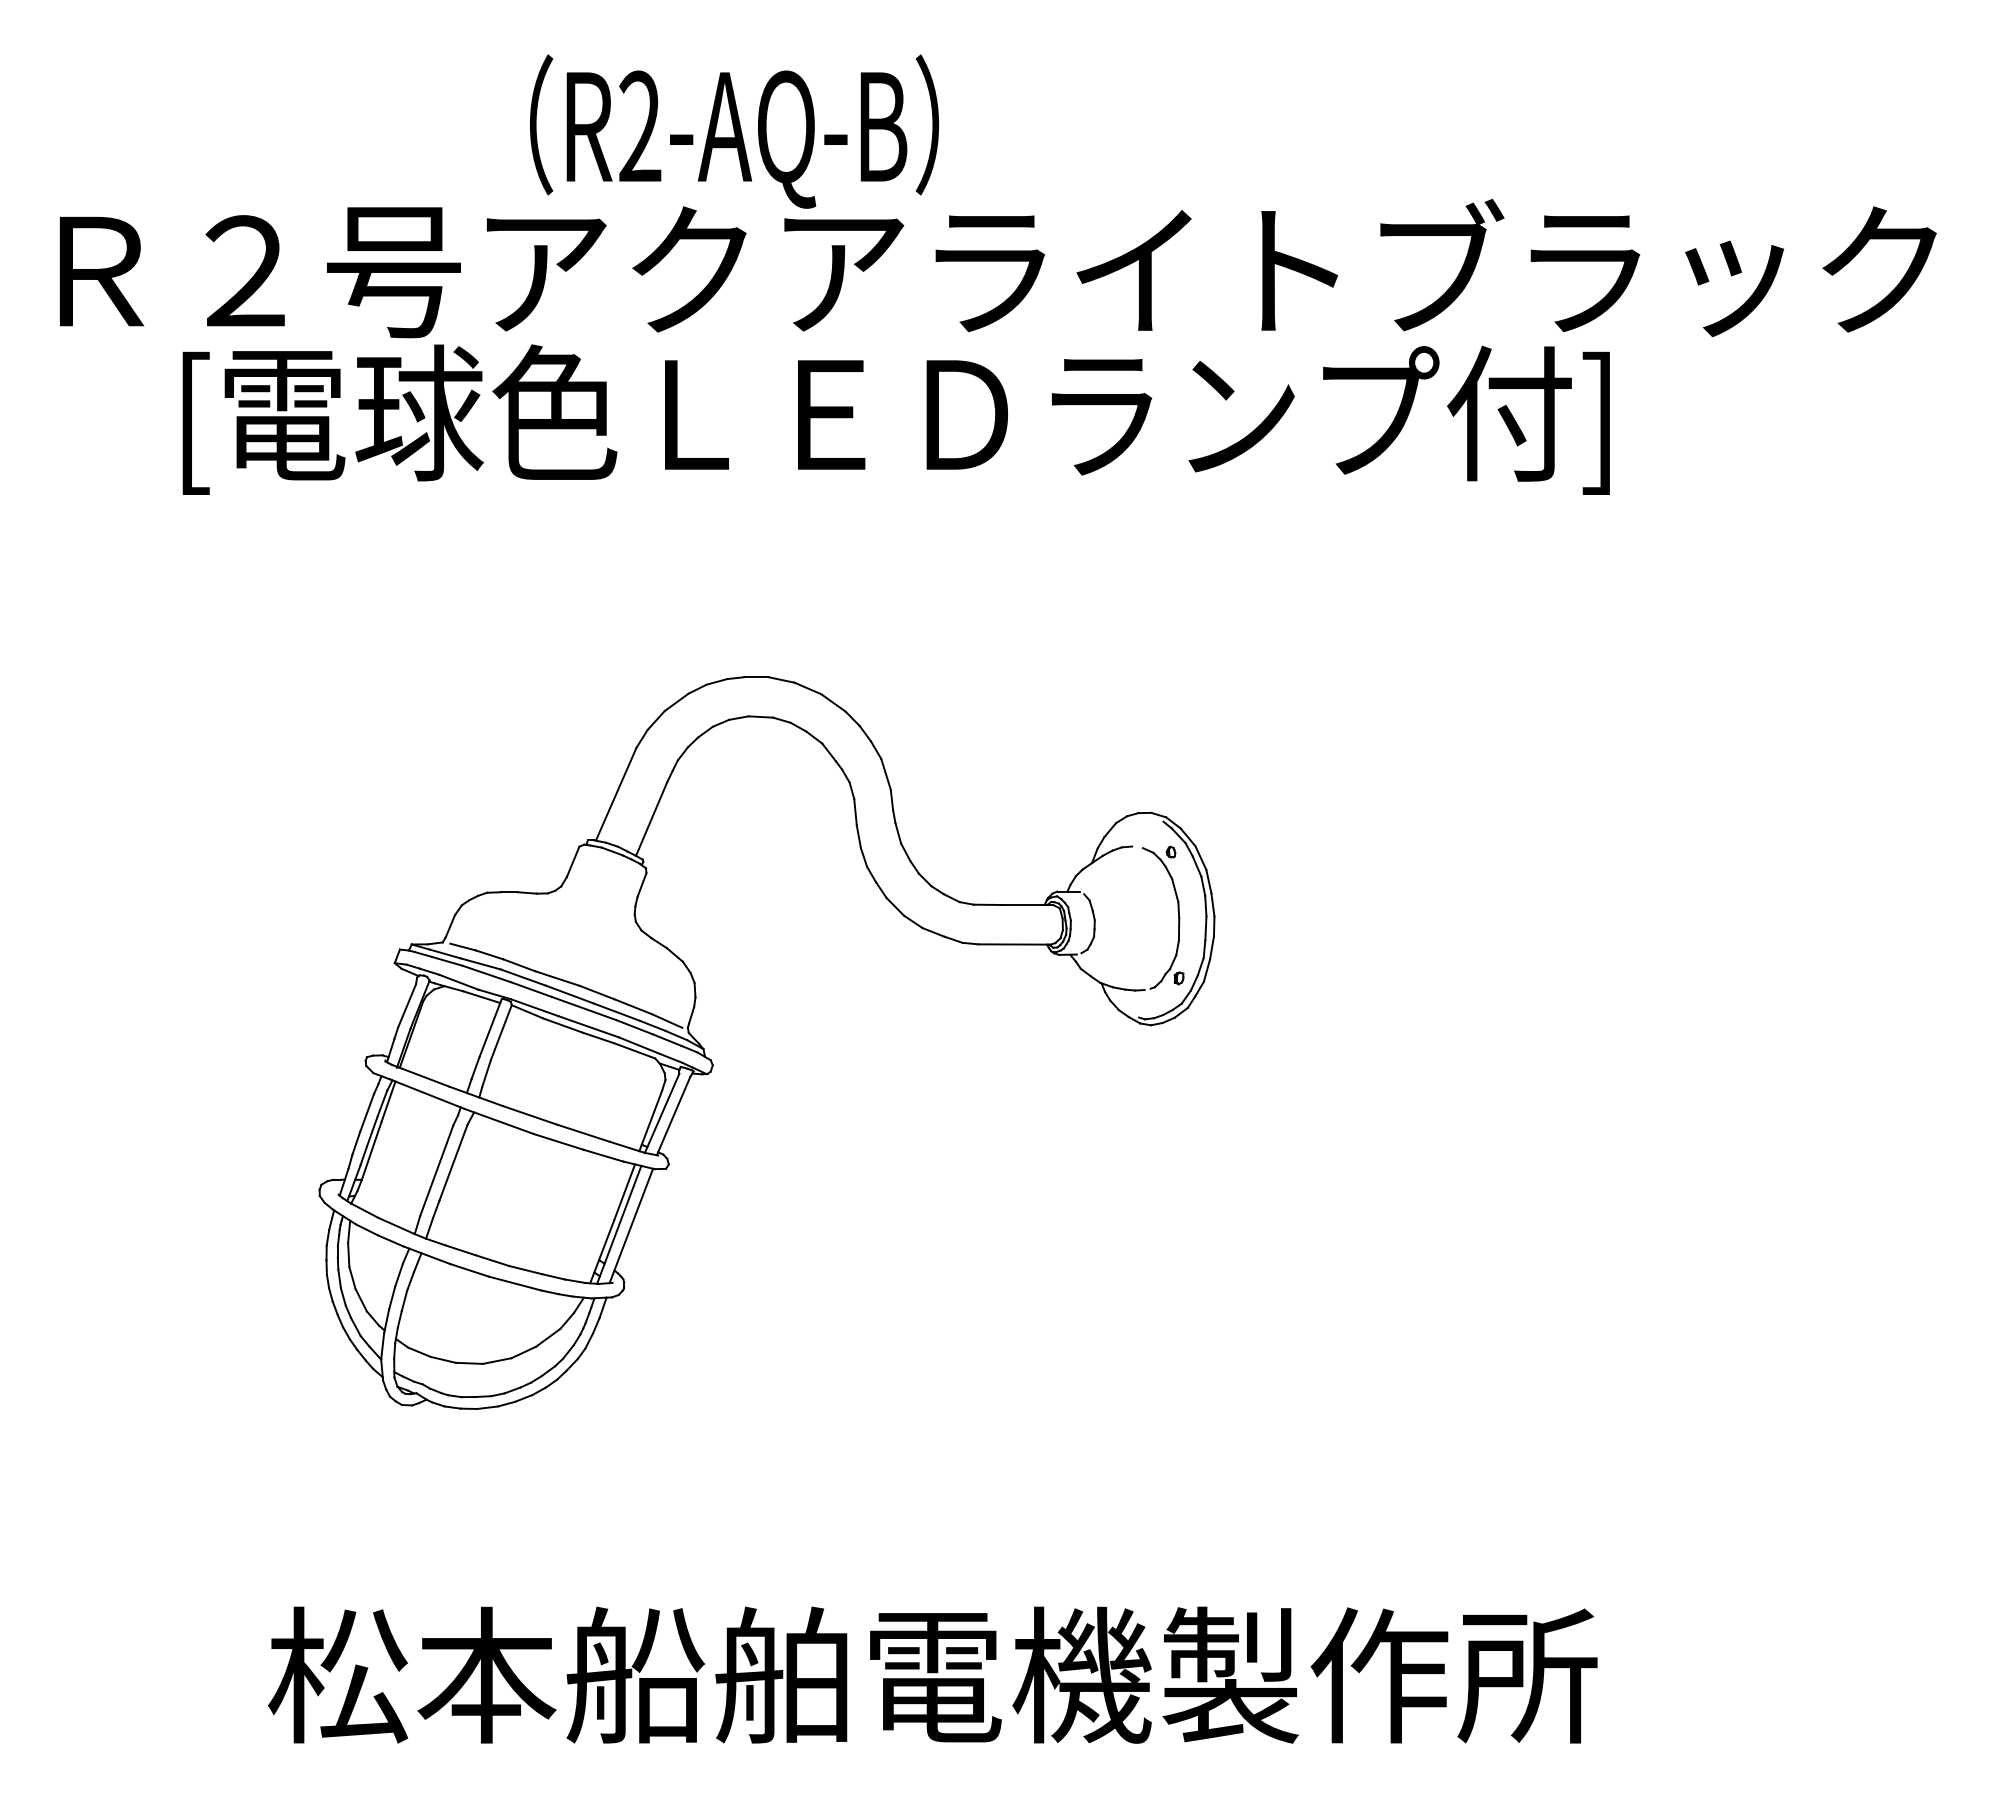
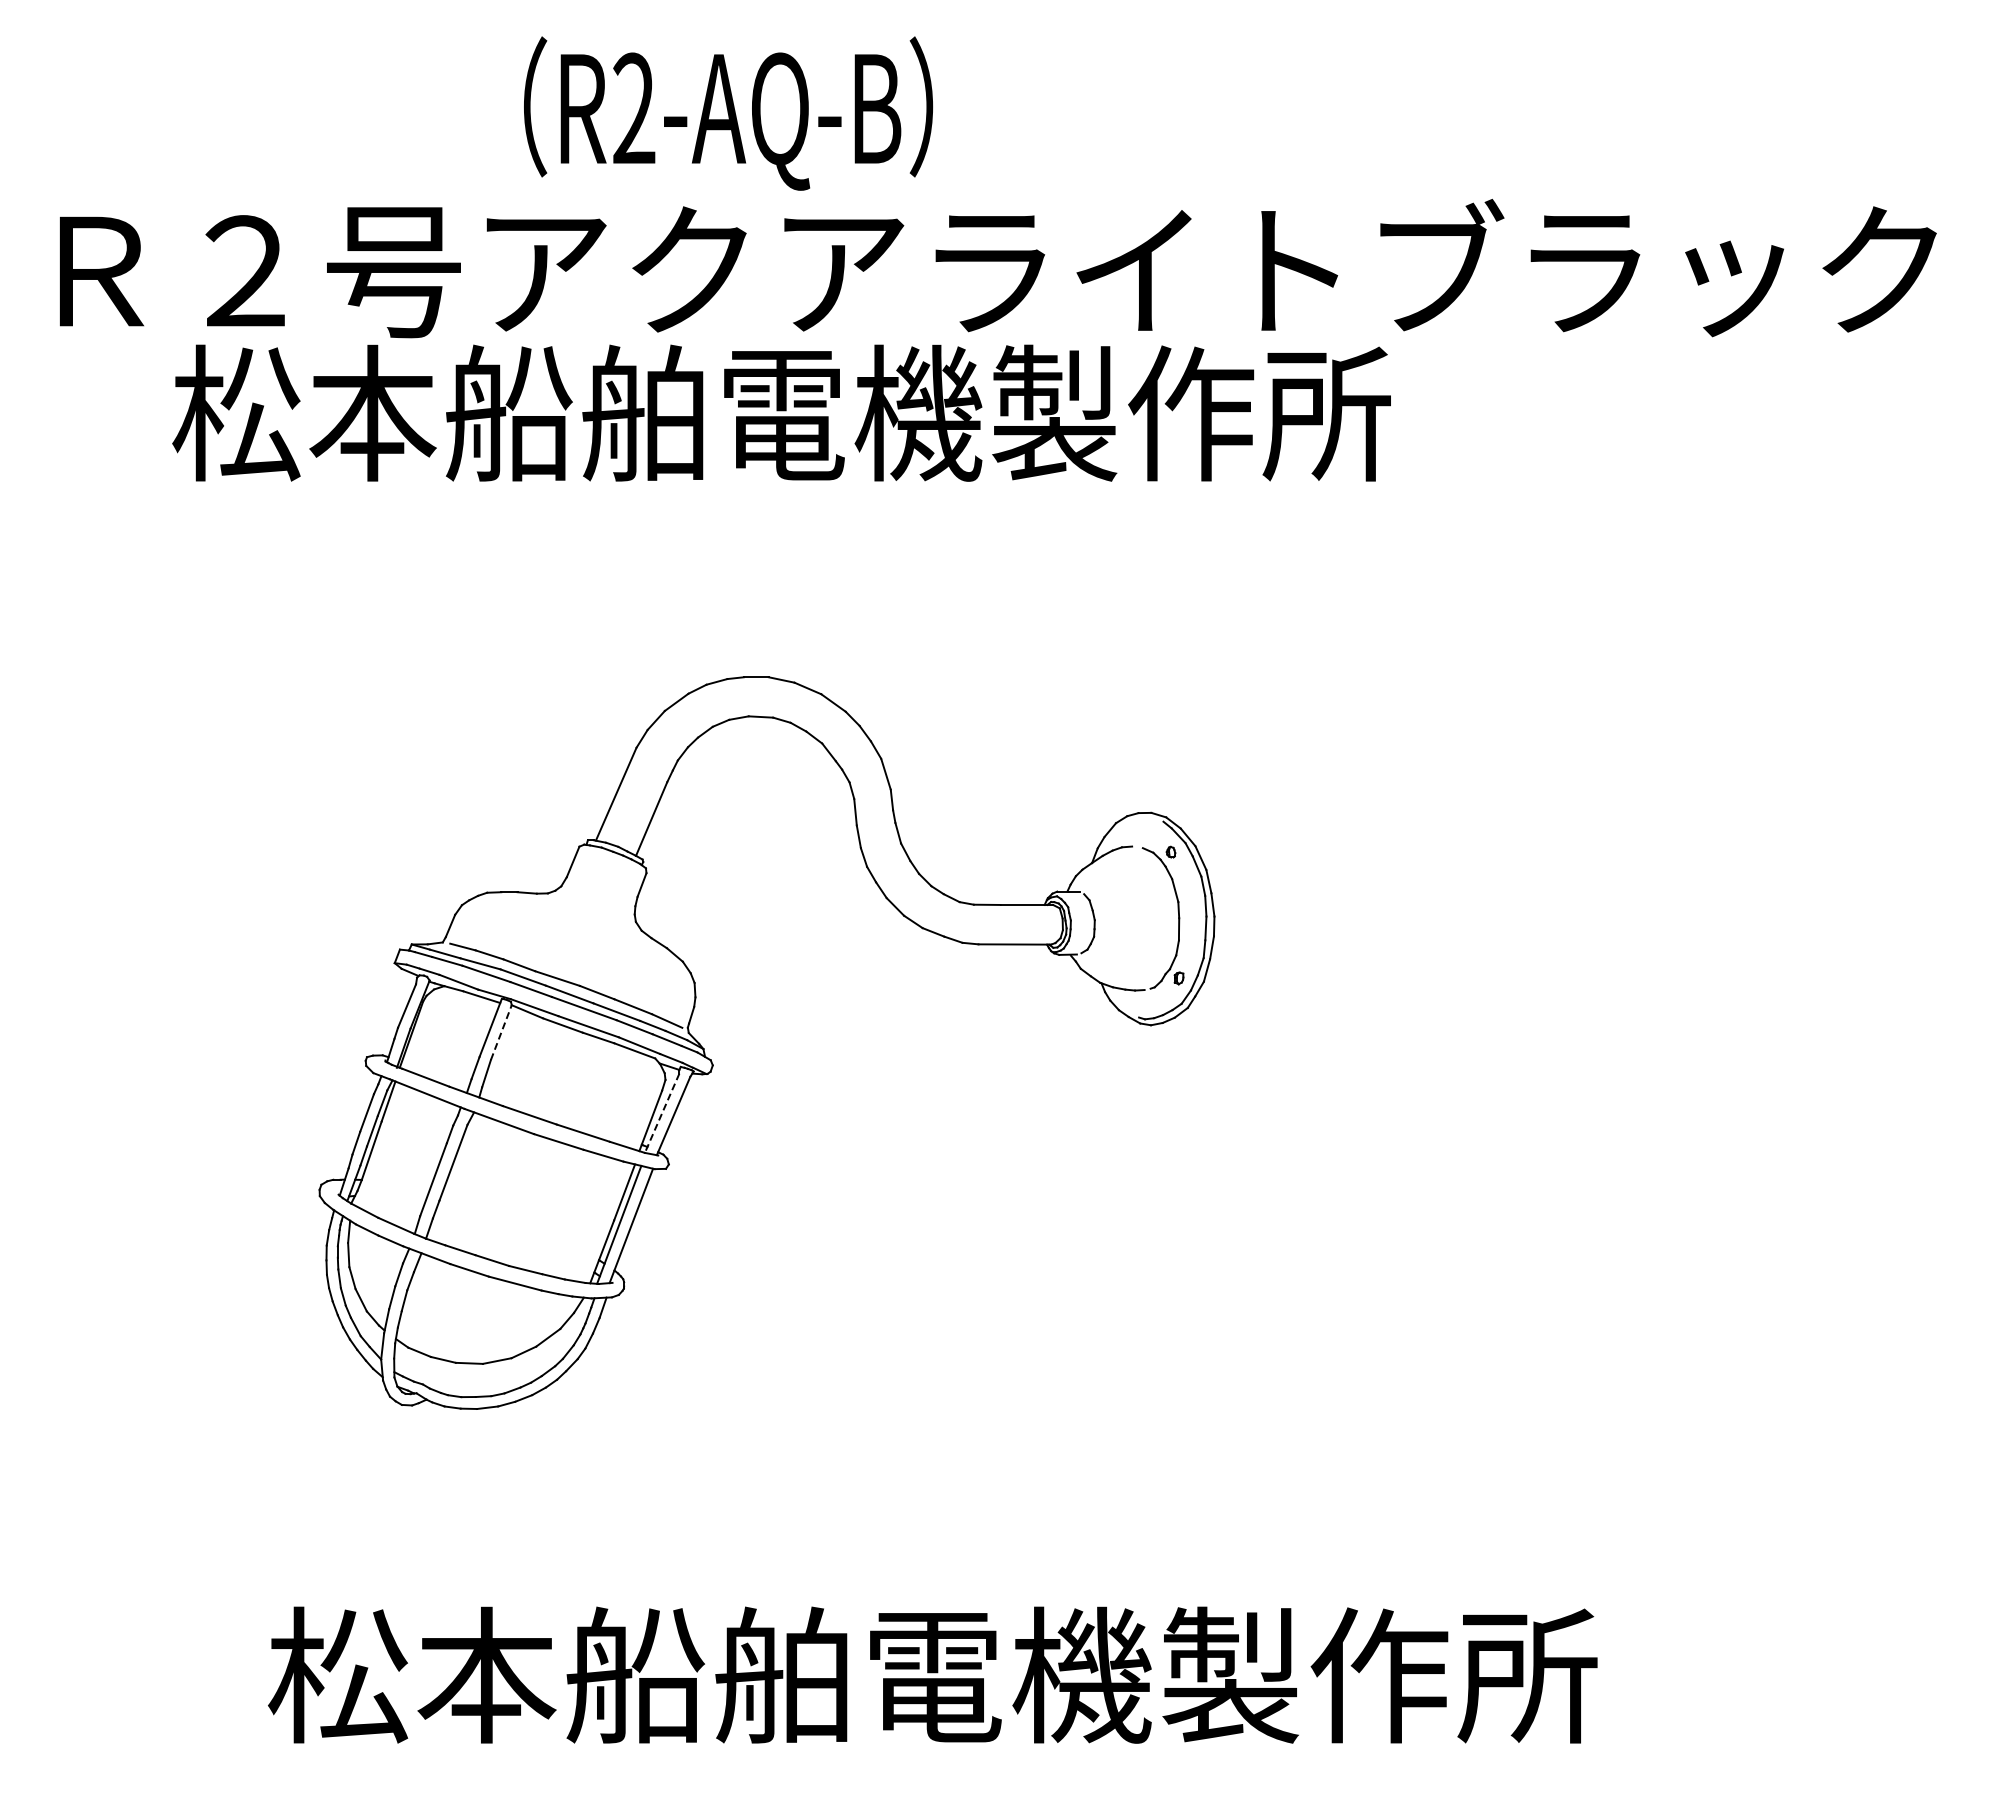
text position: (734, 131) -> (728, 113) (728, 113)
text: [電球色ＬＥＤランプ付] -> 松本船舶電機製作所 (890, 419)
line: solid -> dashed (501, 1032)
line: solid -> dashed (661, 1113)
